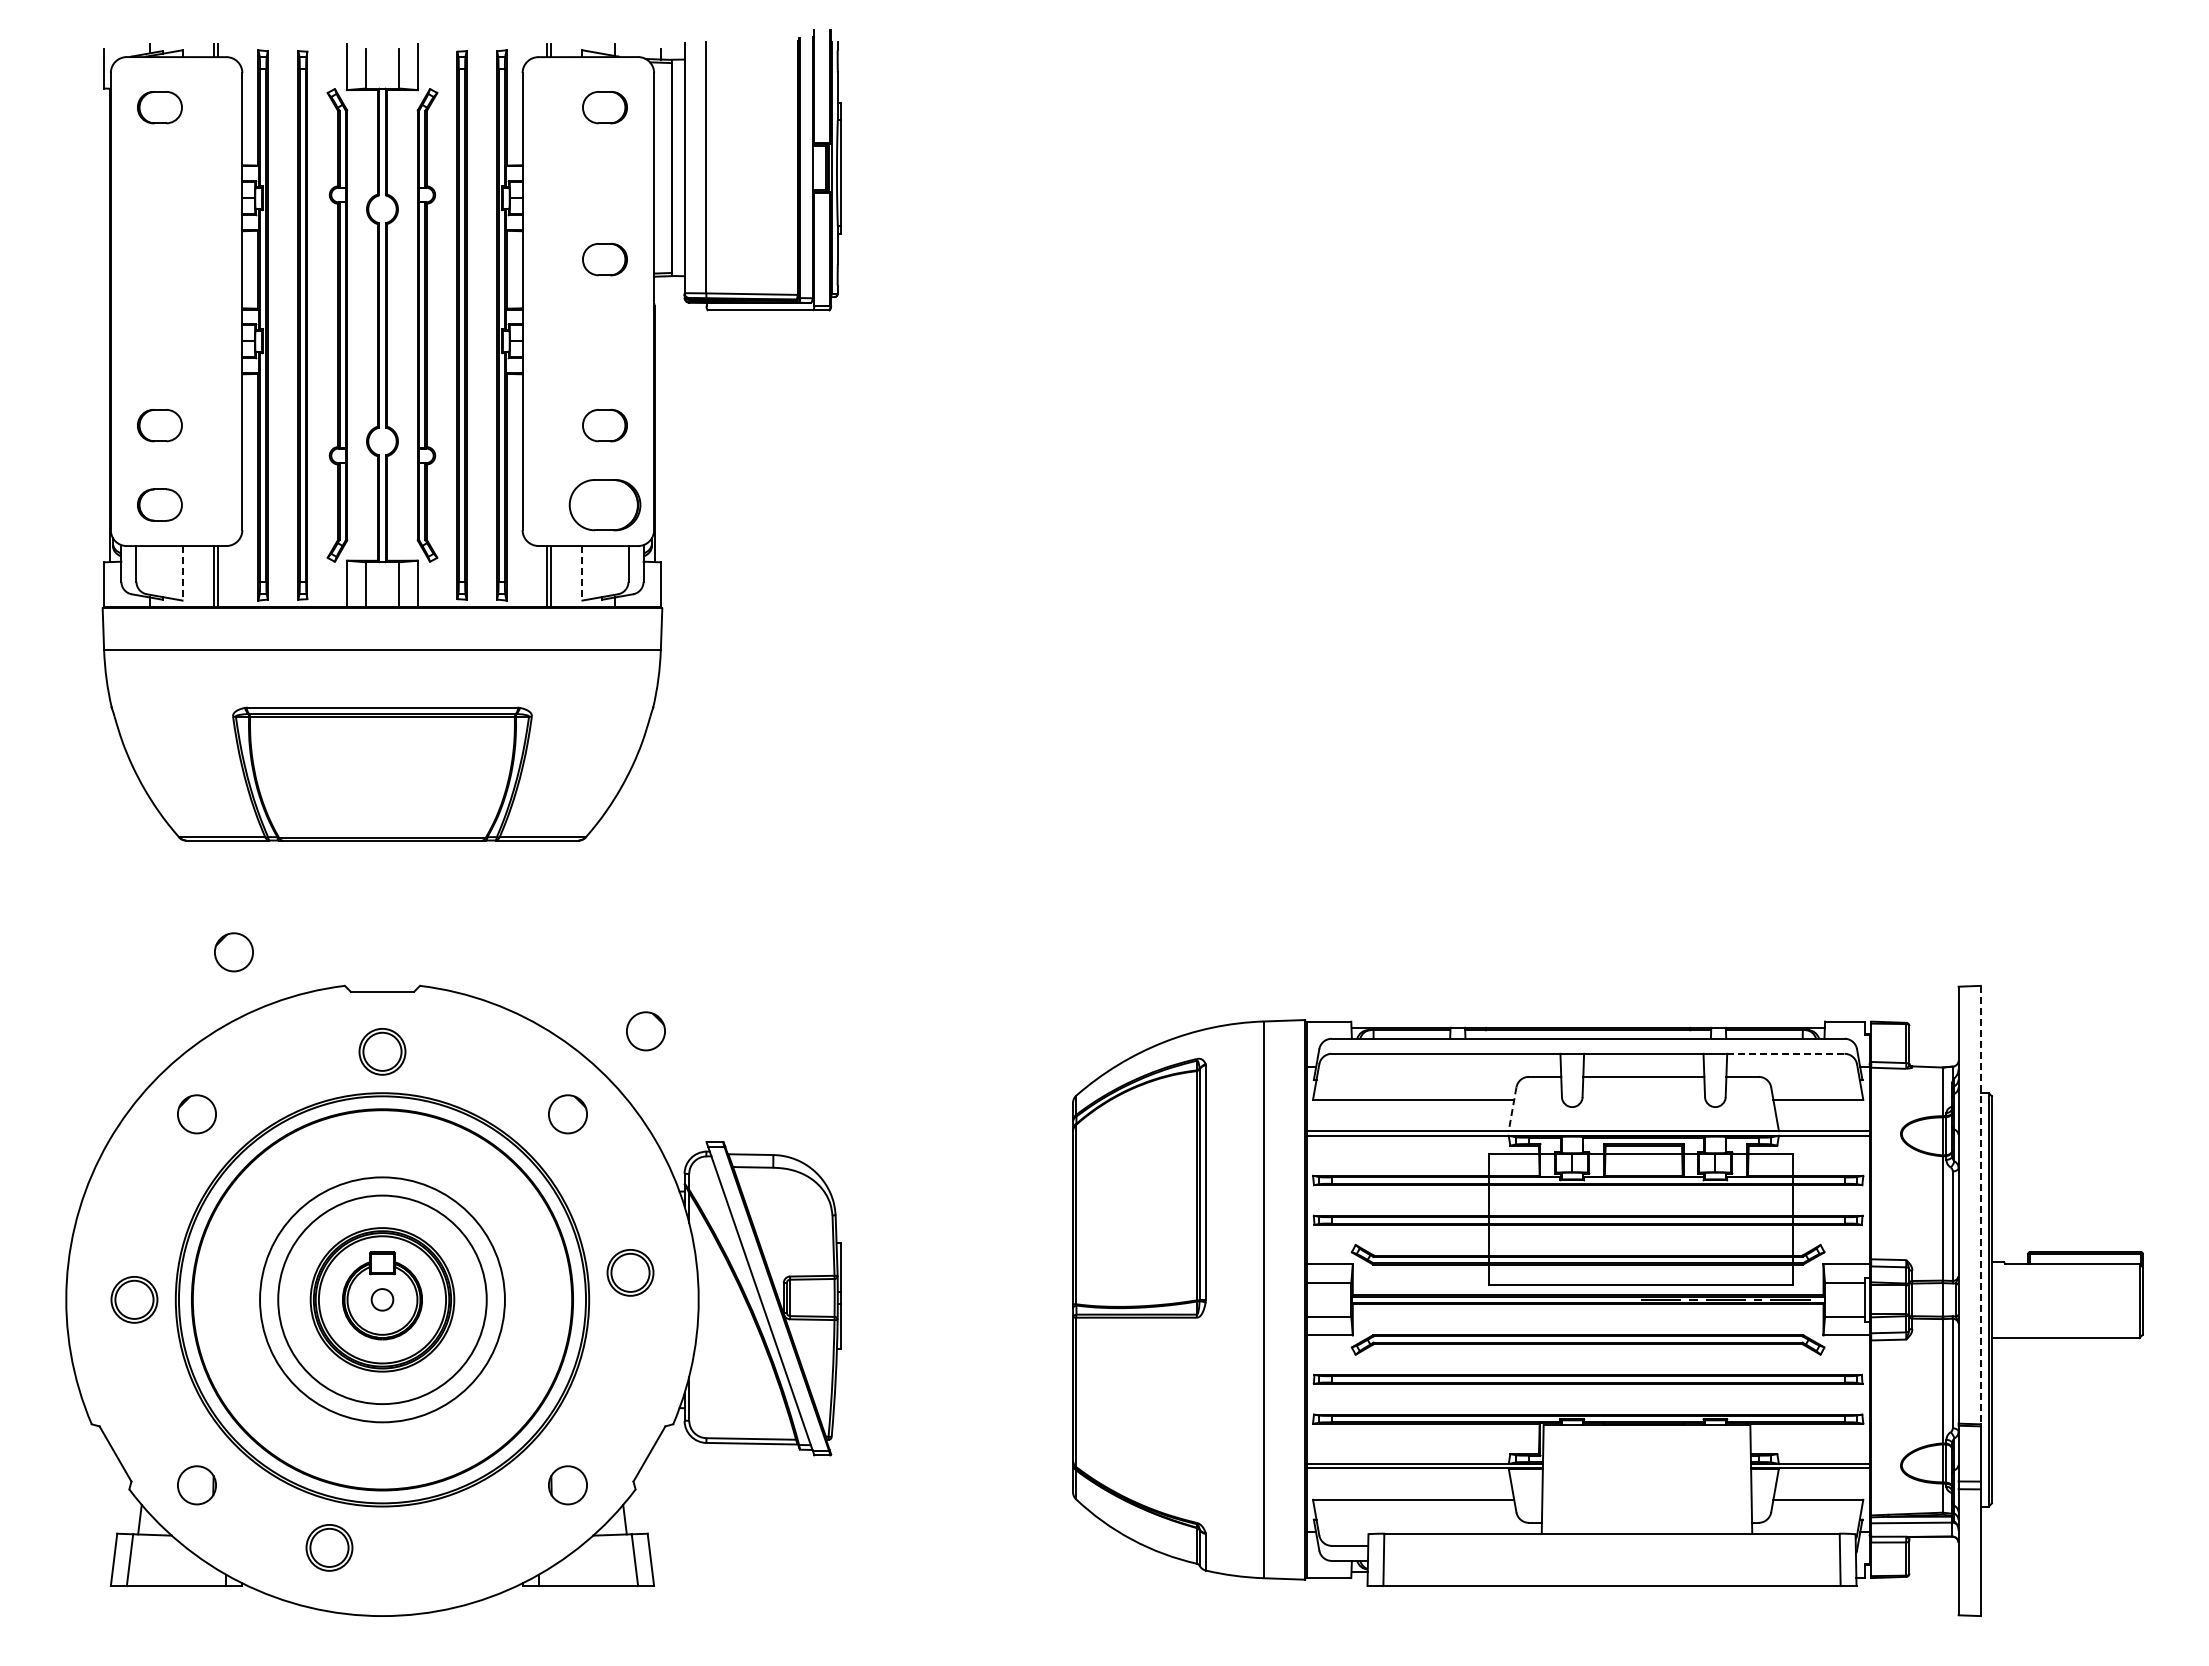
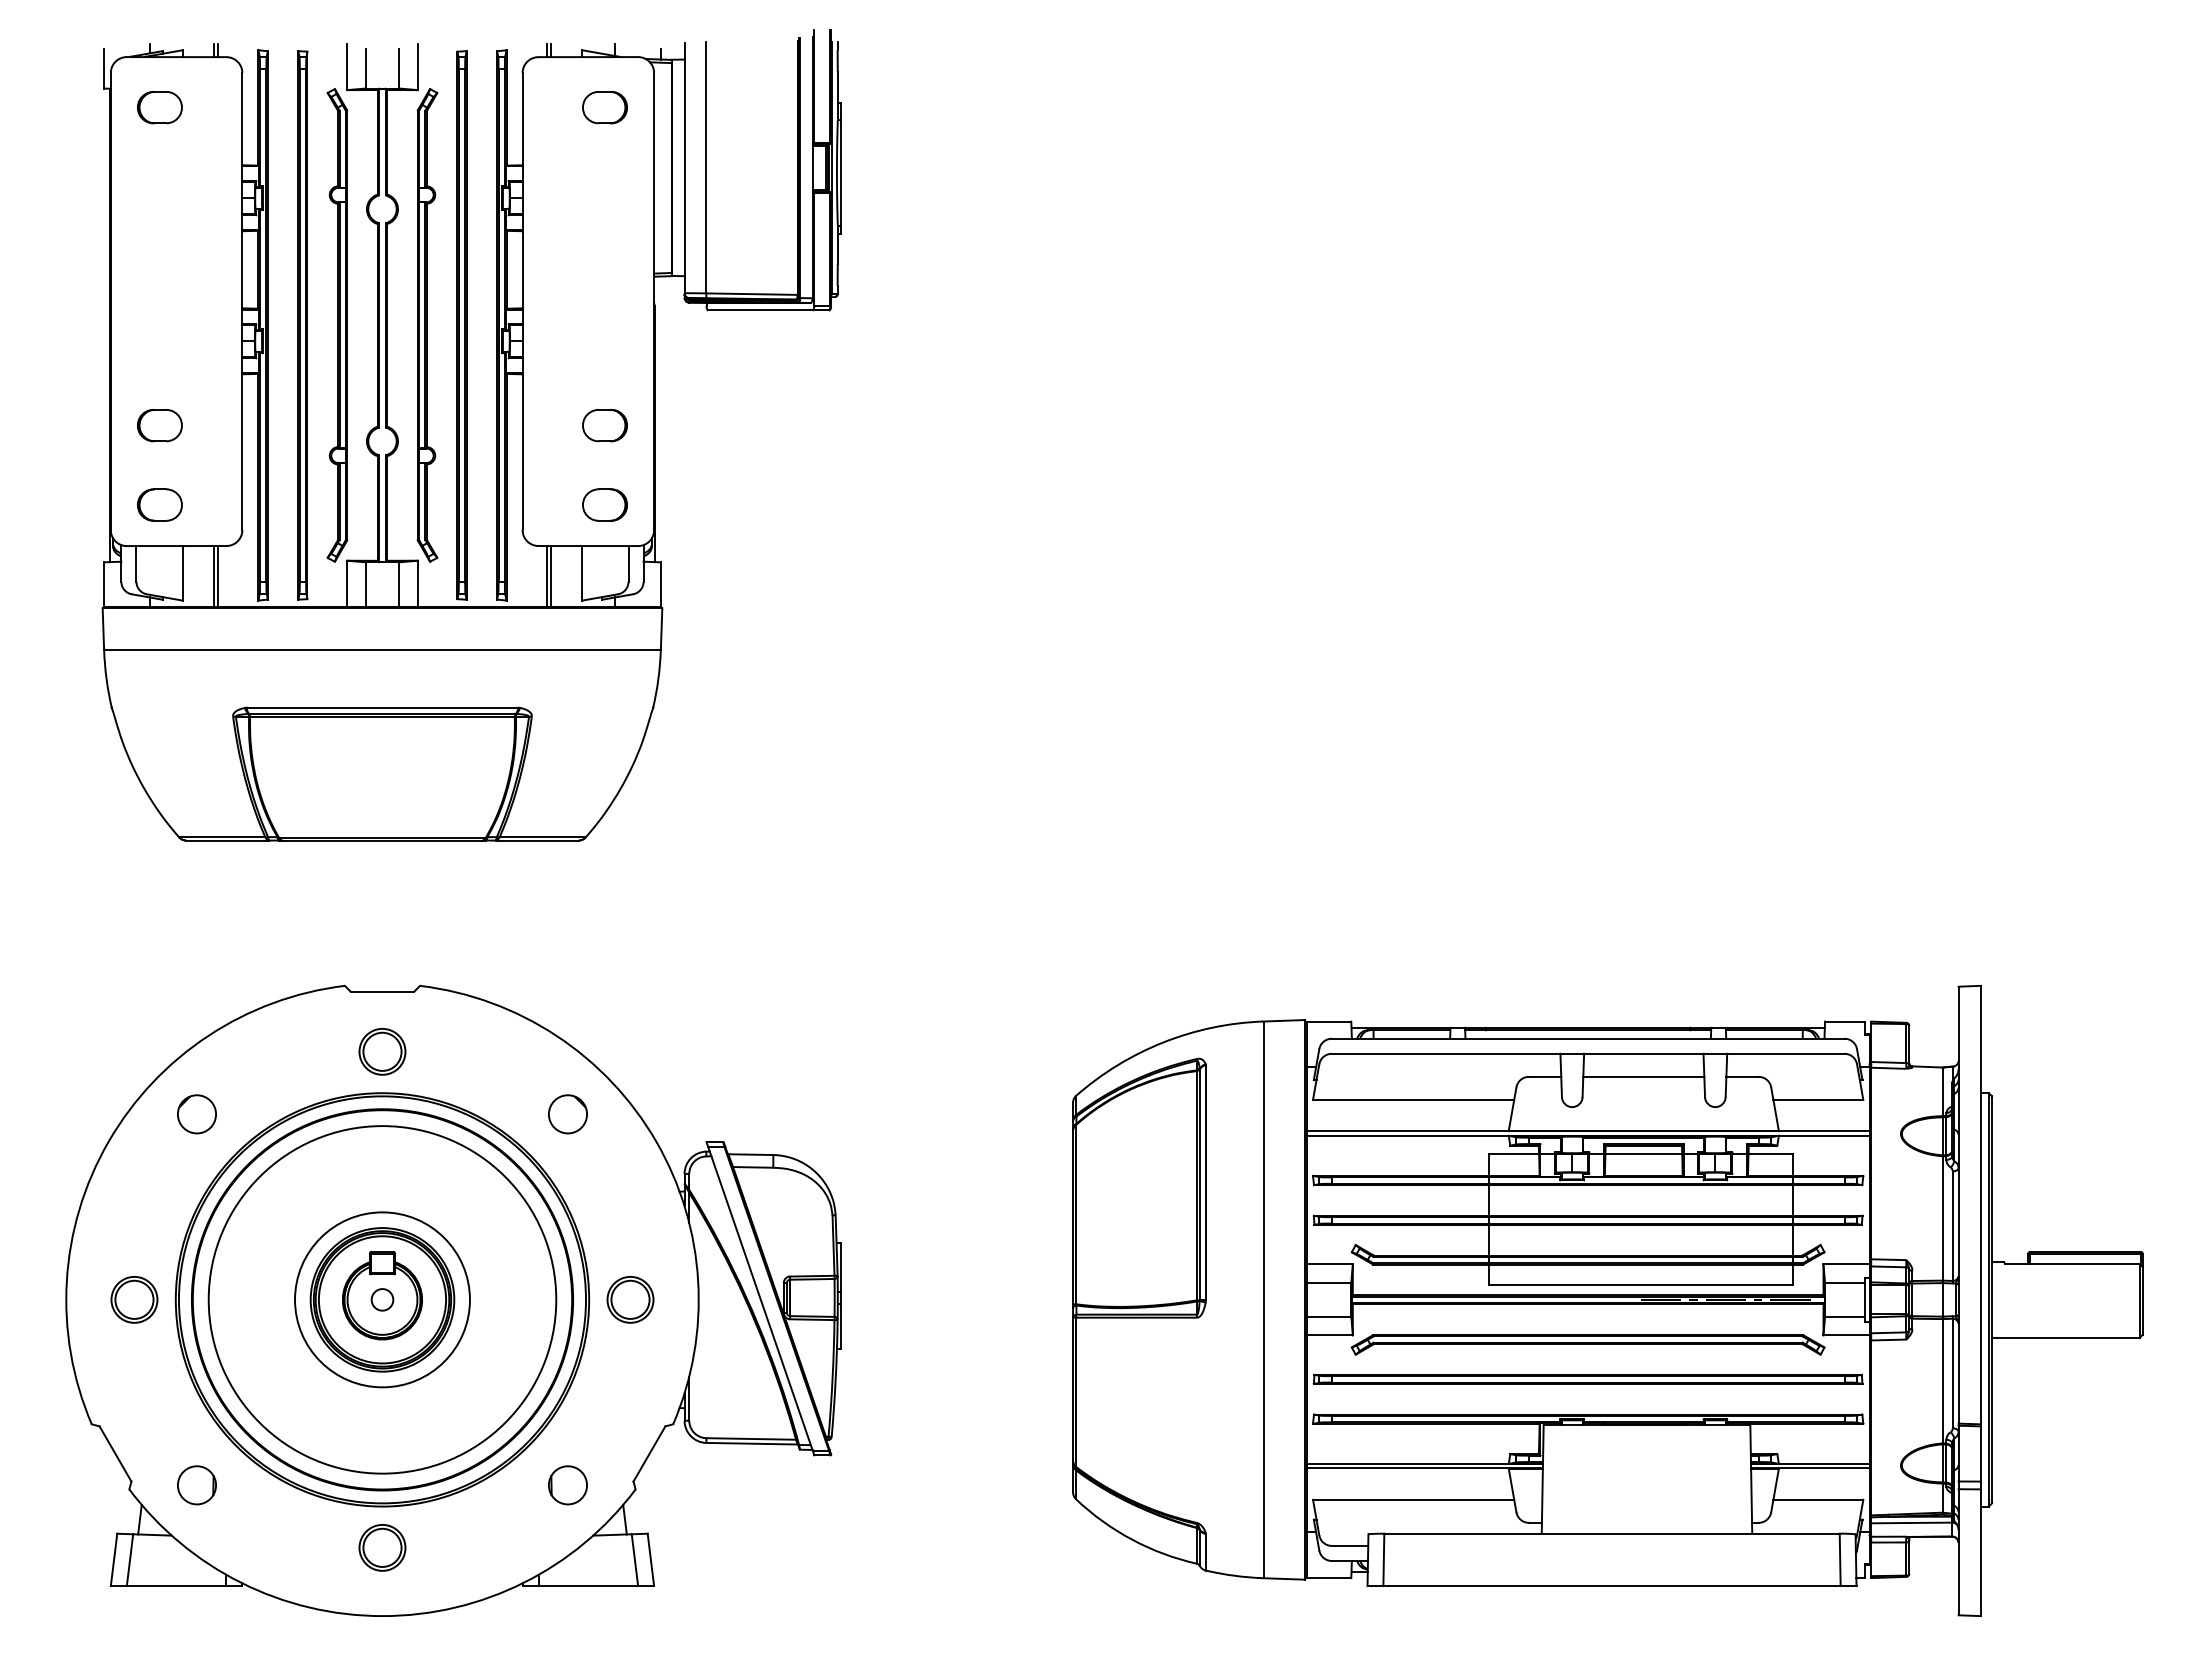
part: present -> none (604, 259)
part size: 74x53 px -> 46x34 px (604, 504)
line: dashed -> solid (182, 573)
line: dashed -> solid (582, 573)
circle: present -> none (233, 952)
circle: present -> none (645, 1031)
line: dashed -> solid (1785, 1053)
line: dashed -> solid (1512, 1109)
line: dashed -> solid (1980, 1205)
part position: (630, 1272) -> (630, 1299) (630, 1299)
circle diameter: 209 px -> 348 px (382, 1299)
circle diameter: 245 px -> 175 px (382, 1299)
part position: (329, 1547) -> (382, 1547) (382, 1547)
